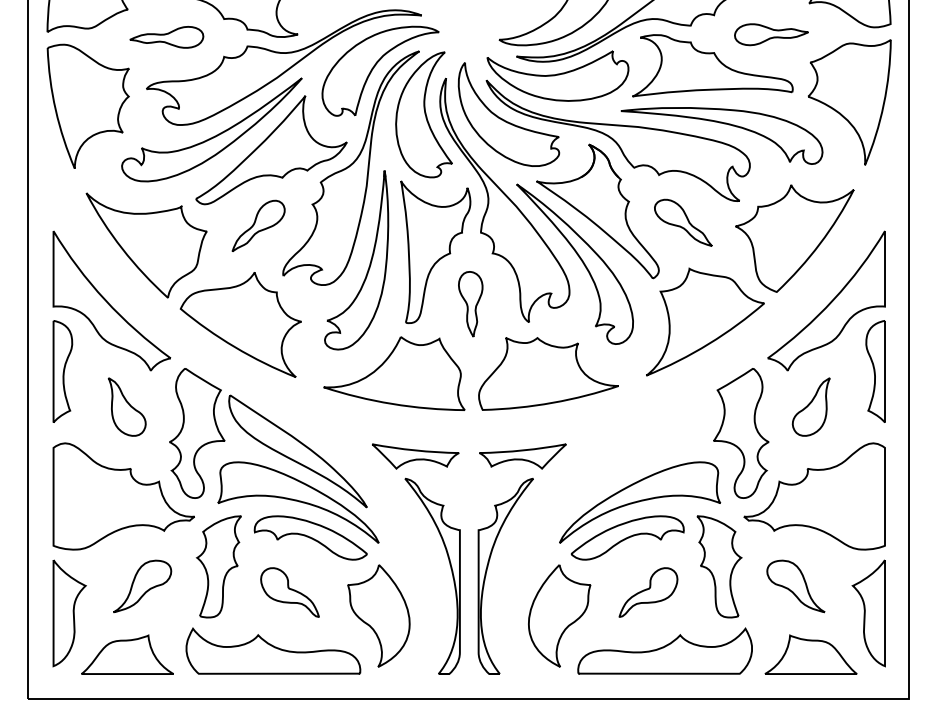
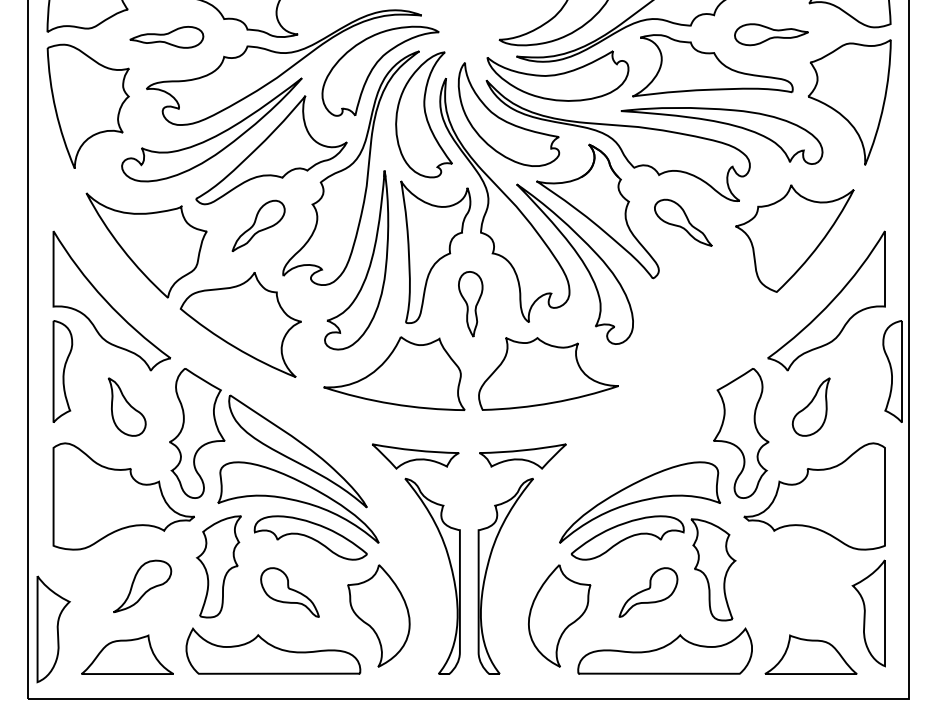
part: present -> none (705, 321)
part position: (875, 371) -> (892, 371) (892, 371)
part position: (719, 566) -> (713, 569) (713, 569)
part: present -> none (795, 586)
part position: (69, 613) -> (53, 629) (53, 629)
